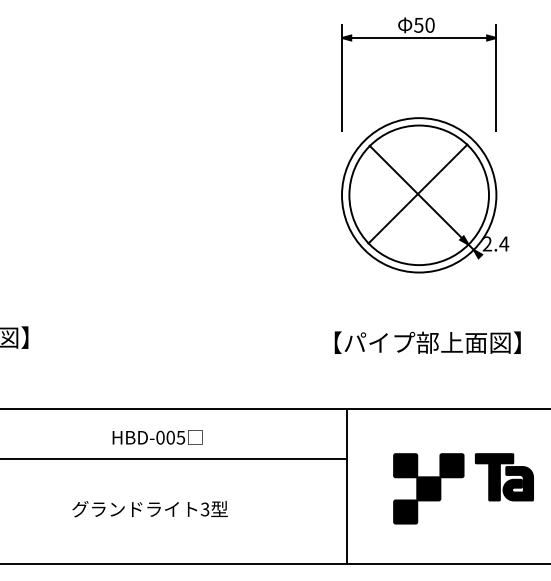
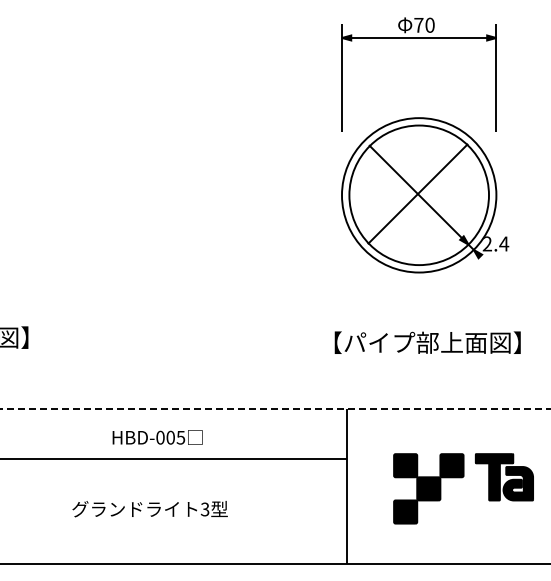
text: 50 -> 70 (418, 25)
line: solid -> dashed (275, 409)
